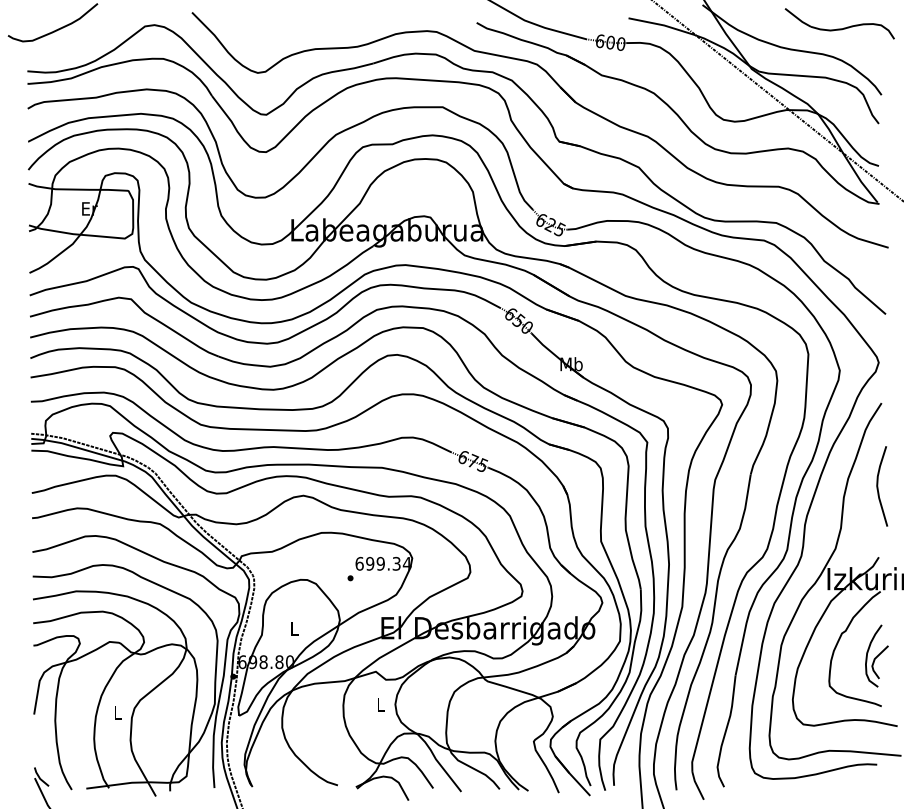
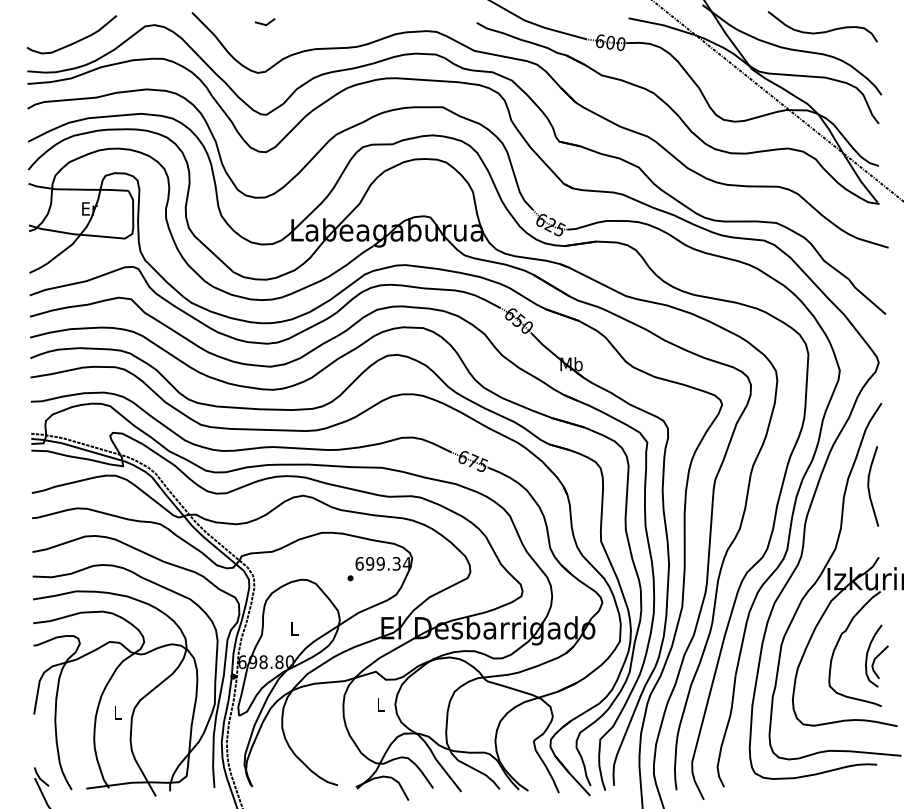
line: none -> present (264, 23)
part position: (839, 23) -> (822, 26) (822, 26)
curve position: (56, 29) -> (75, 41) (75, 41)
curve position: (878, 486) -> (869, 486) (869, 486)
